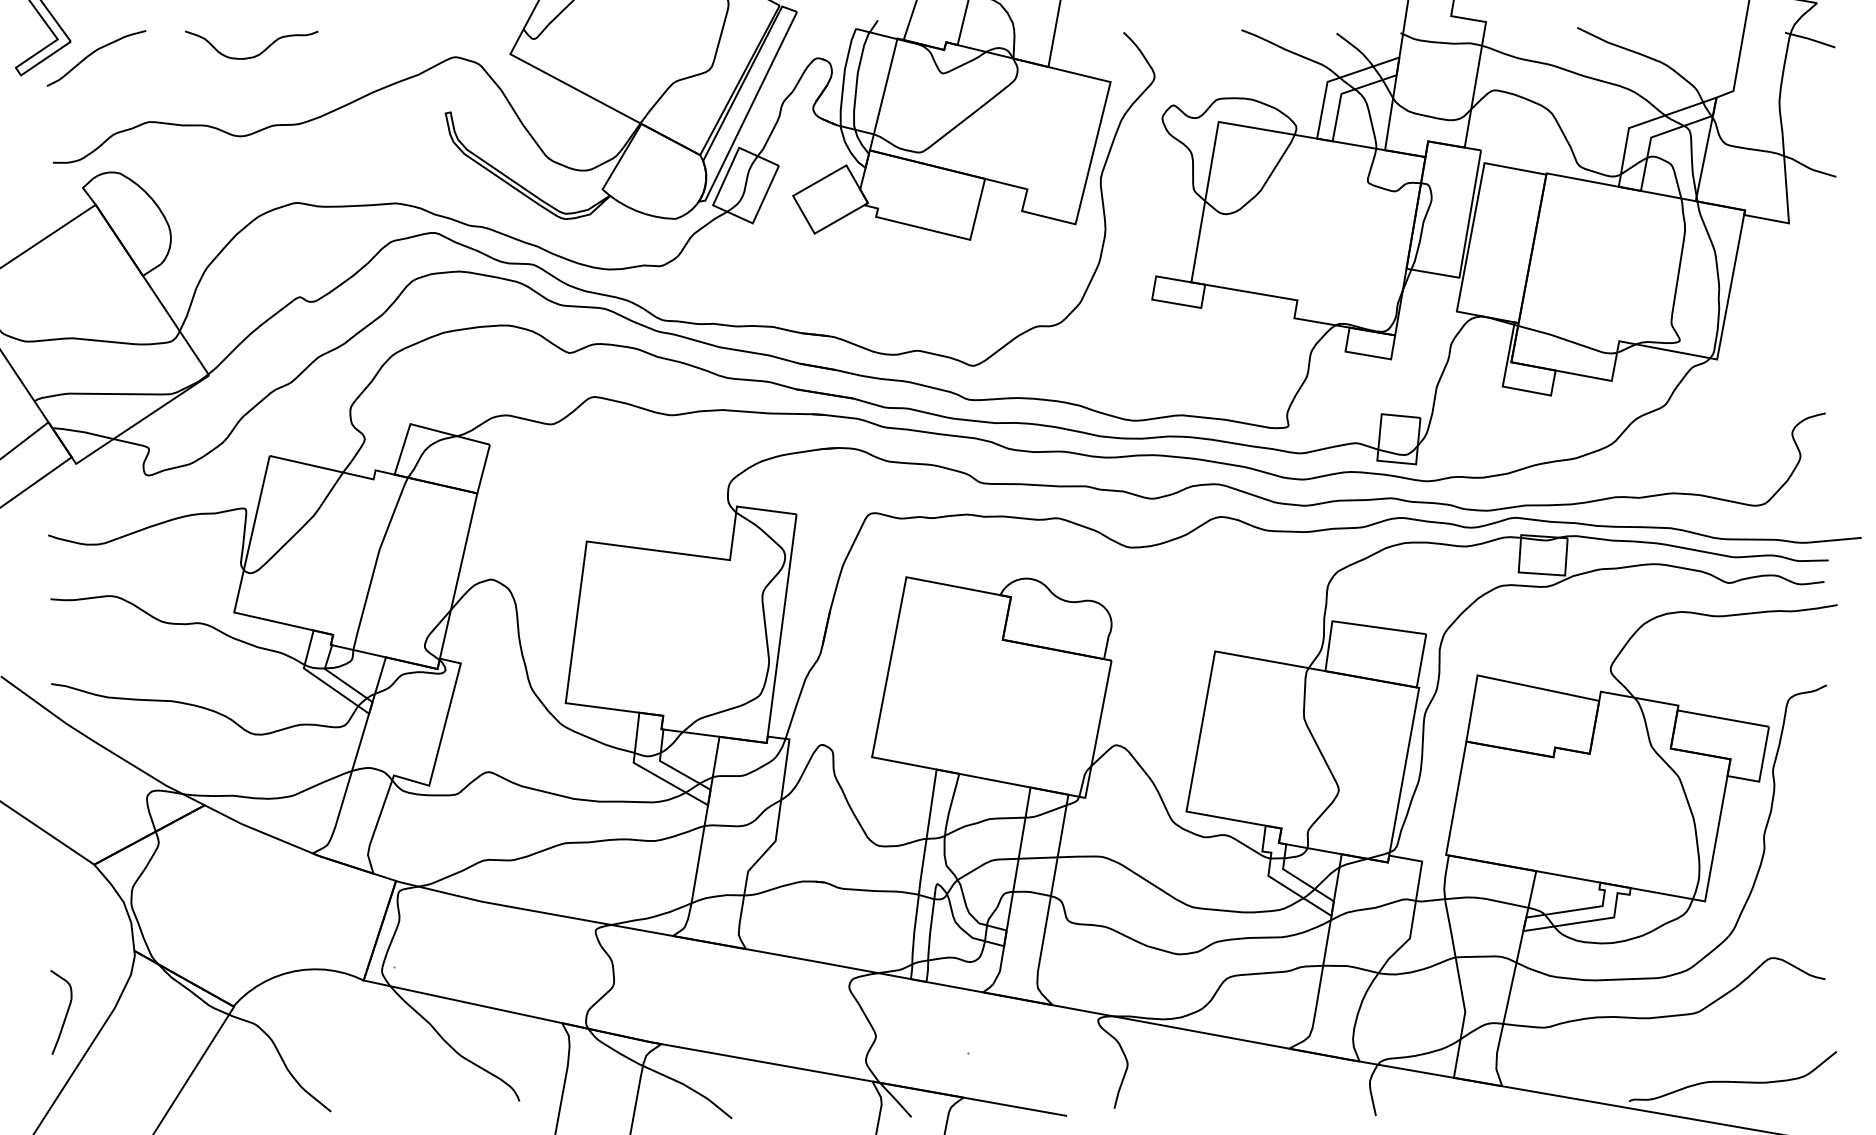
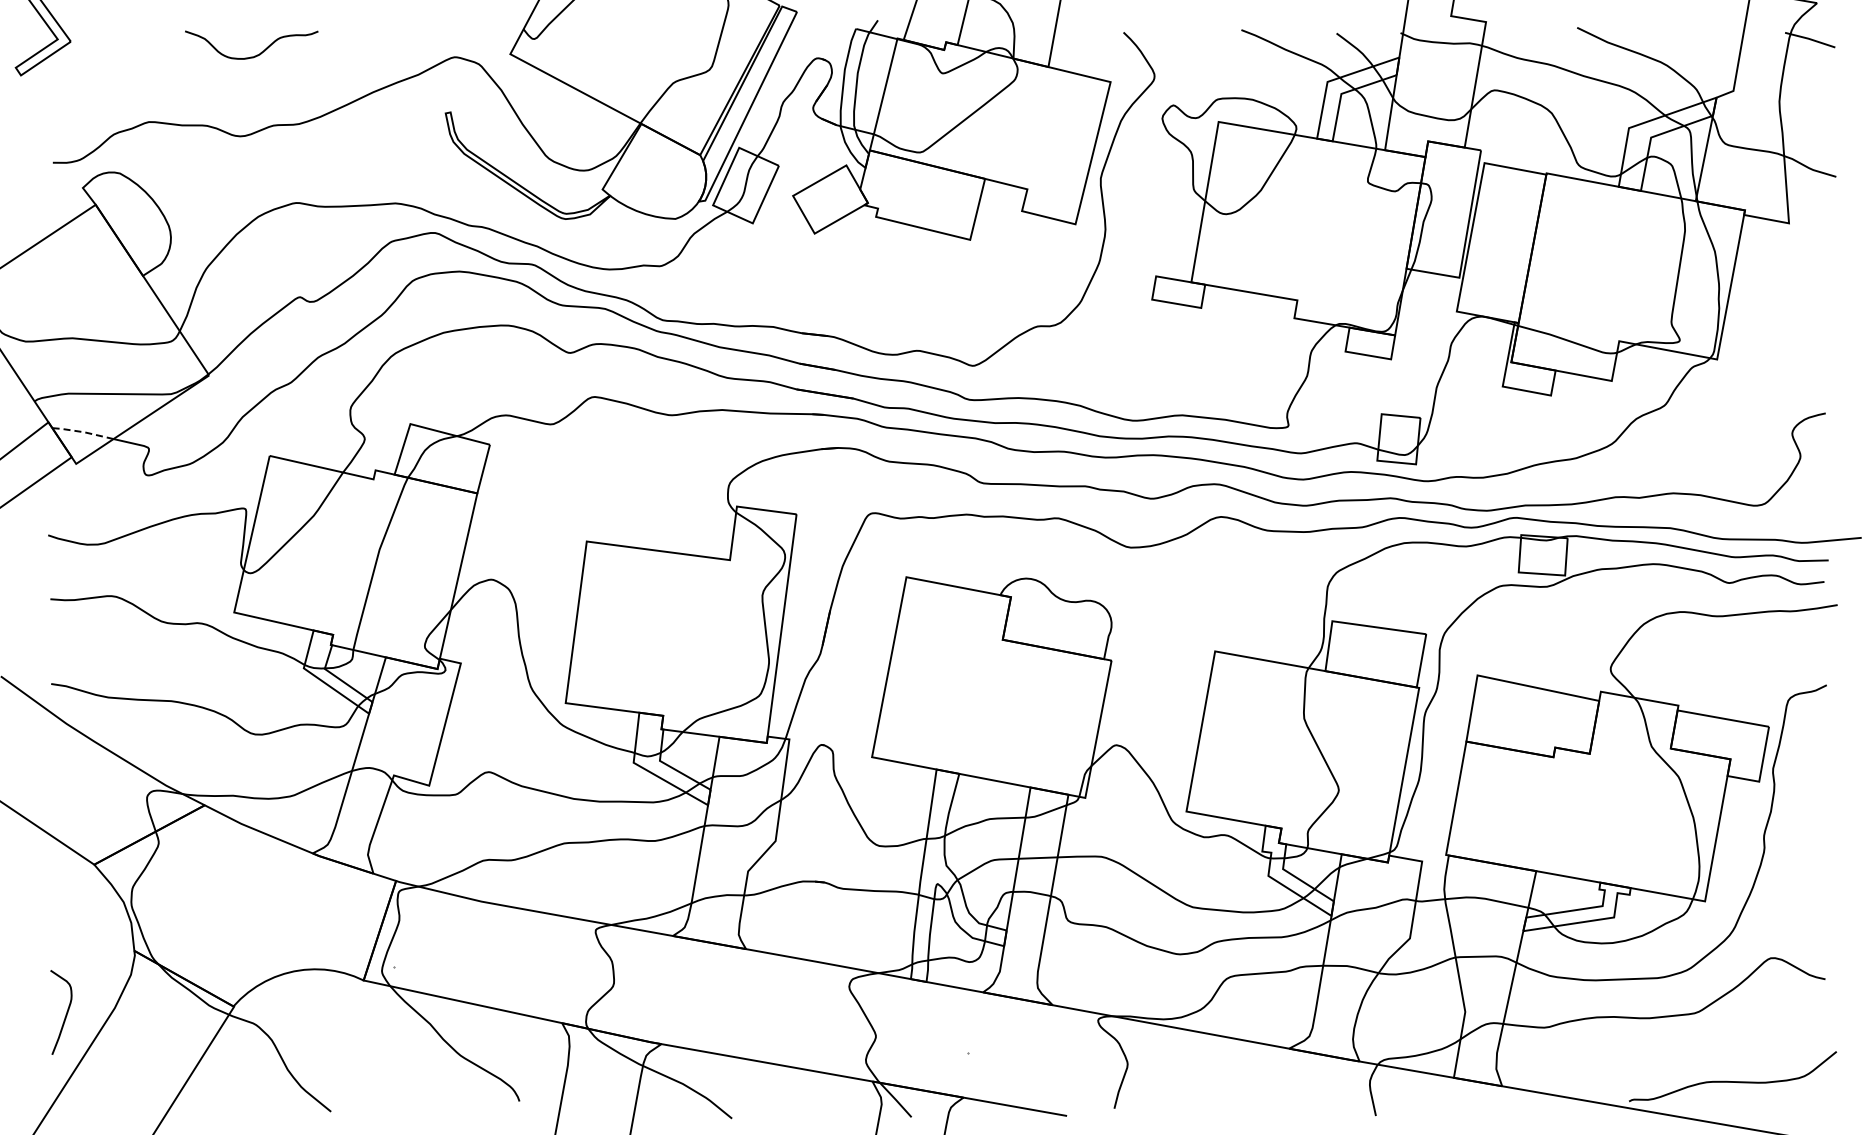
curve: present -> none (92, 54)
line: solid -> dashed (82, 432)
